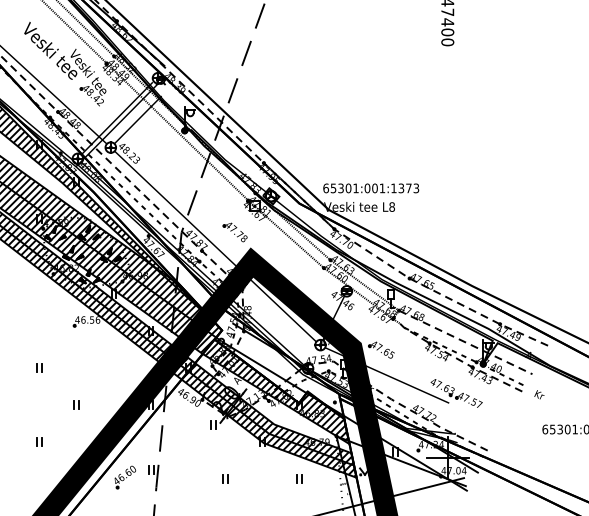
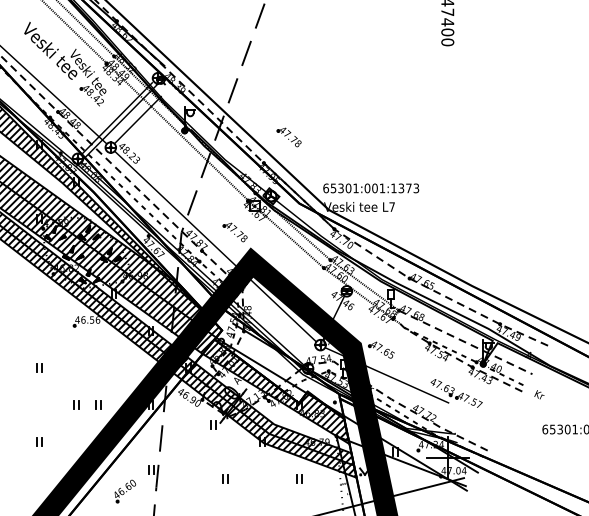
part: none -> present (288, 137)
text: L8 -> L7 (391, 206)
part: none -> present (98, 404)
part position: (125, 477) -> (125, 491) (125, 491)
